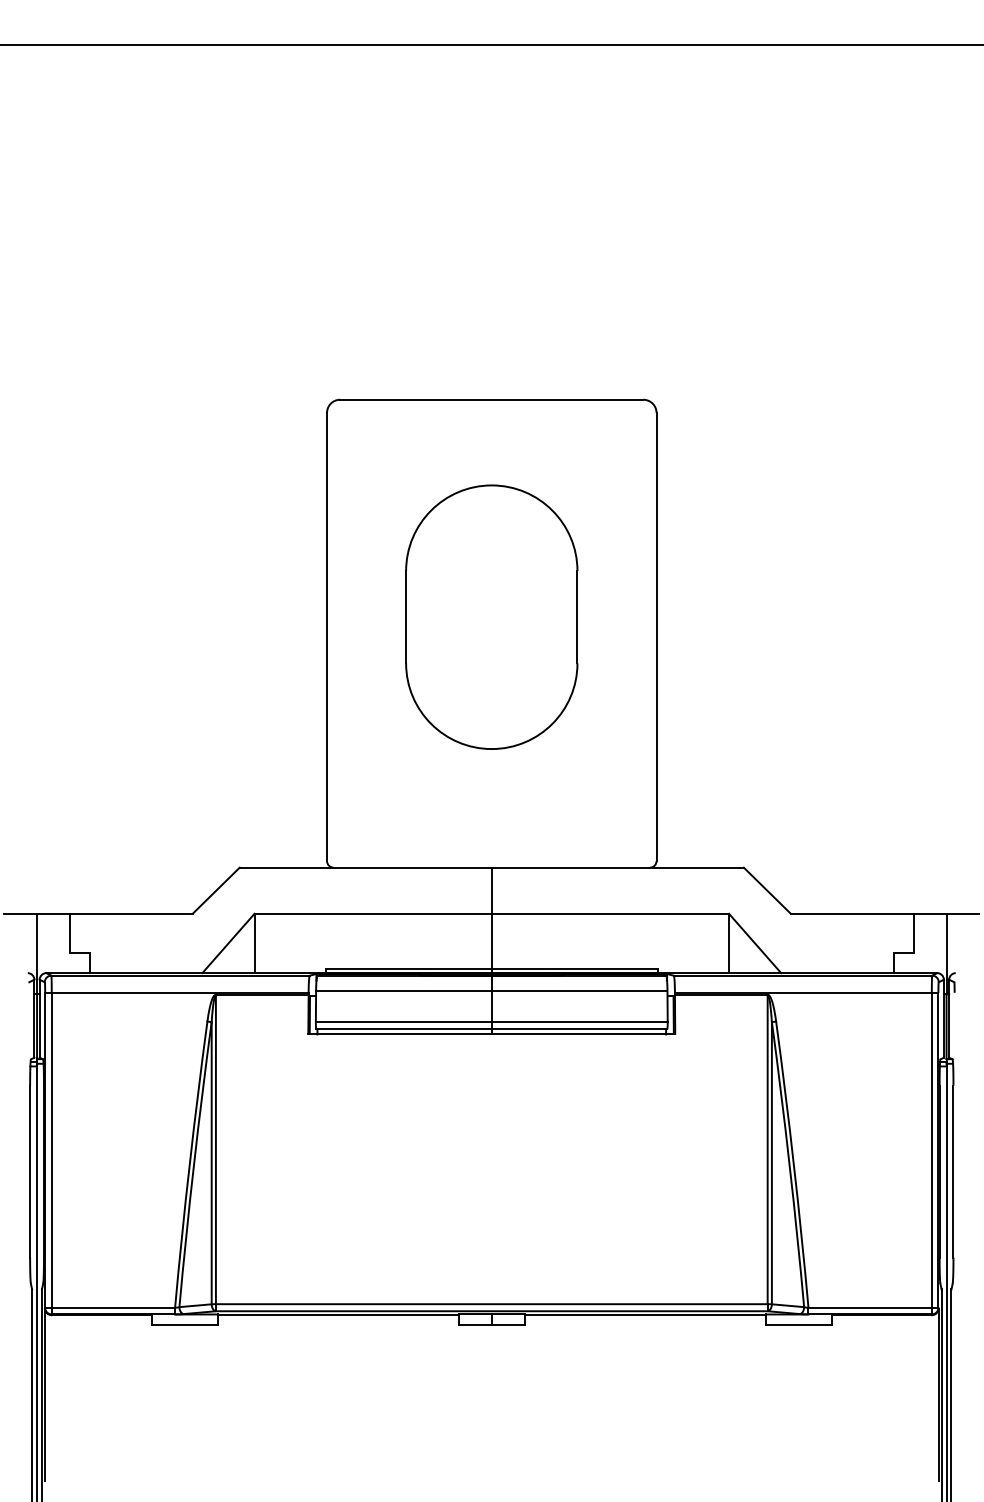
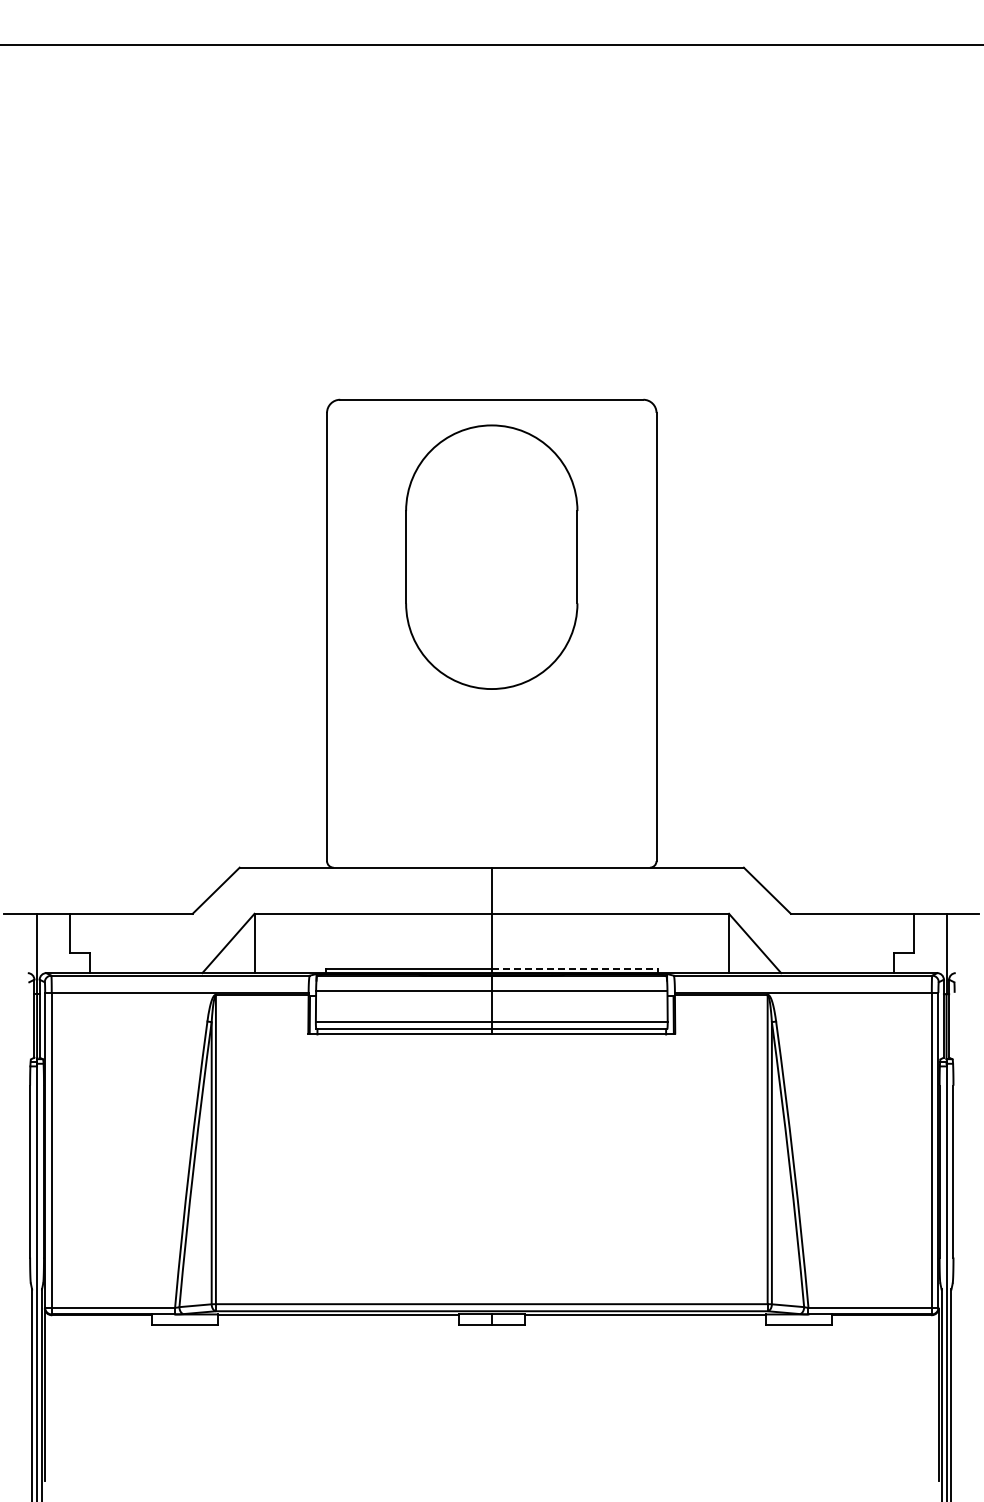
part position: (491, 616) -> (491, 556) (491, 556)
line: solid -> dashed (575, 968)
